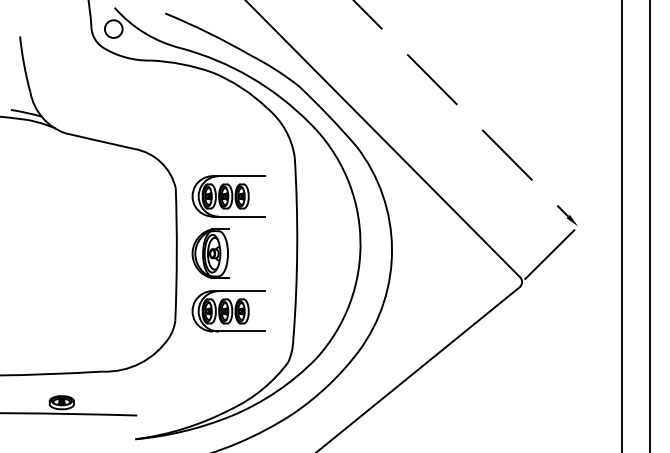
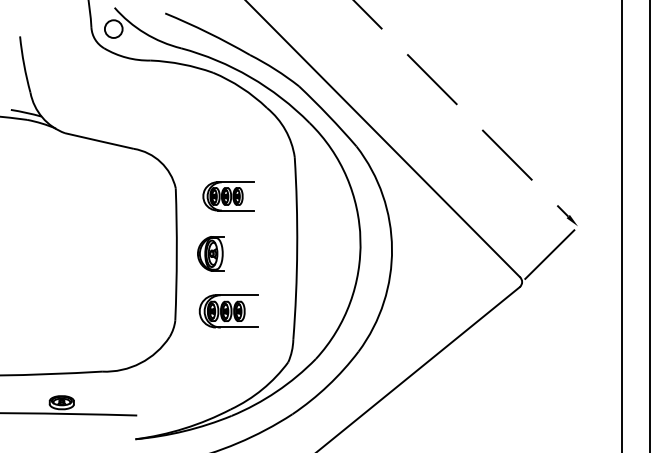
part size: 75x43 px -> 53x31 px (228, 196)
part size: 39x52 px -> 28x36 px (210, 253)
part size: 75x43 px -> 61x35 px (228, 311)
